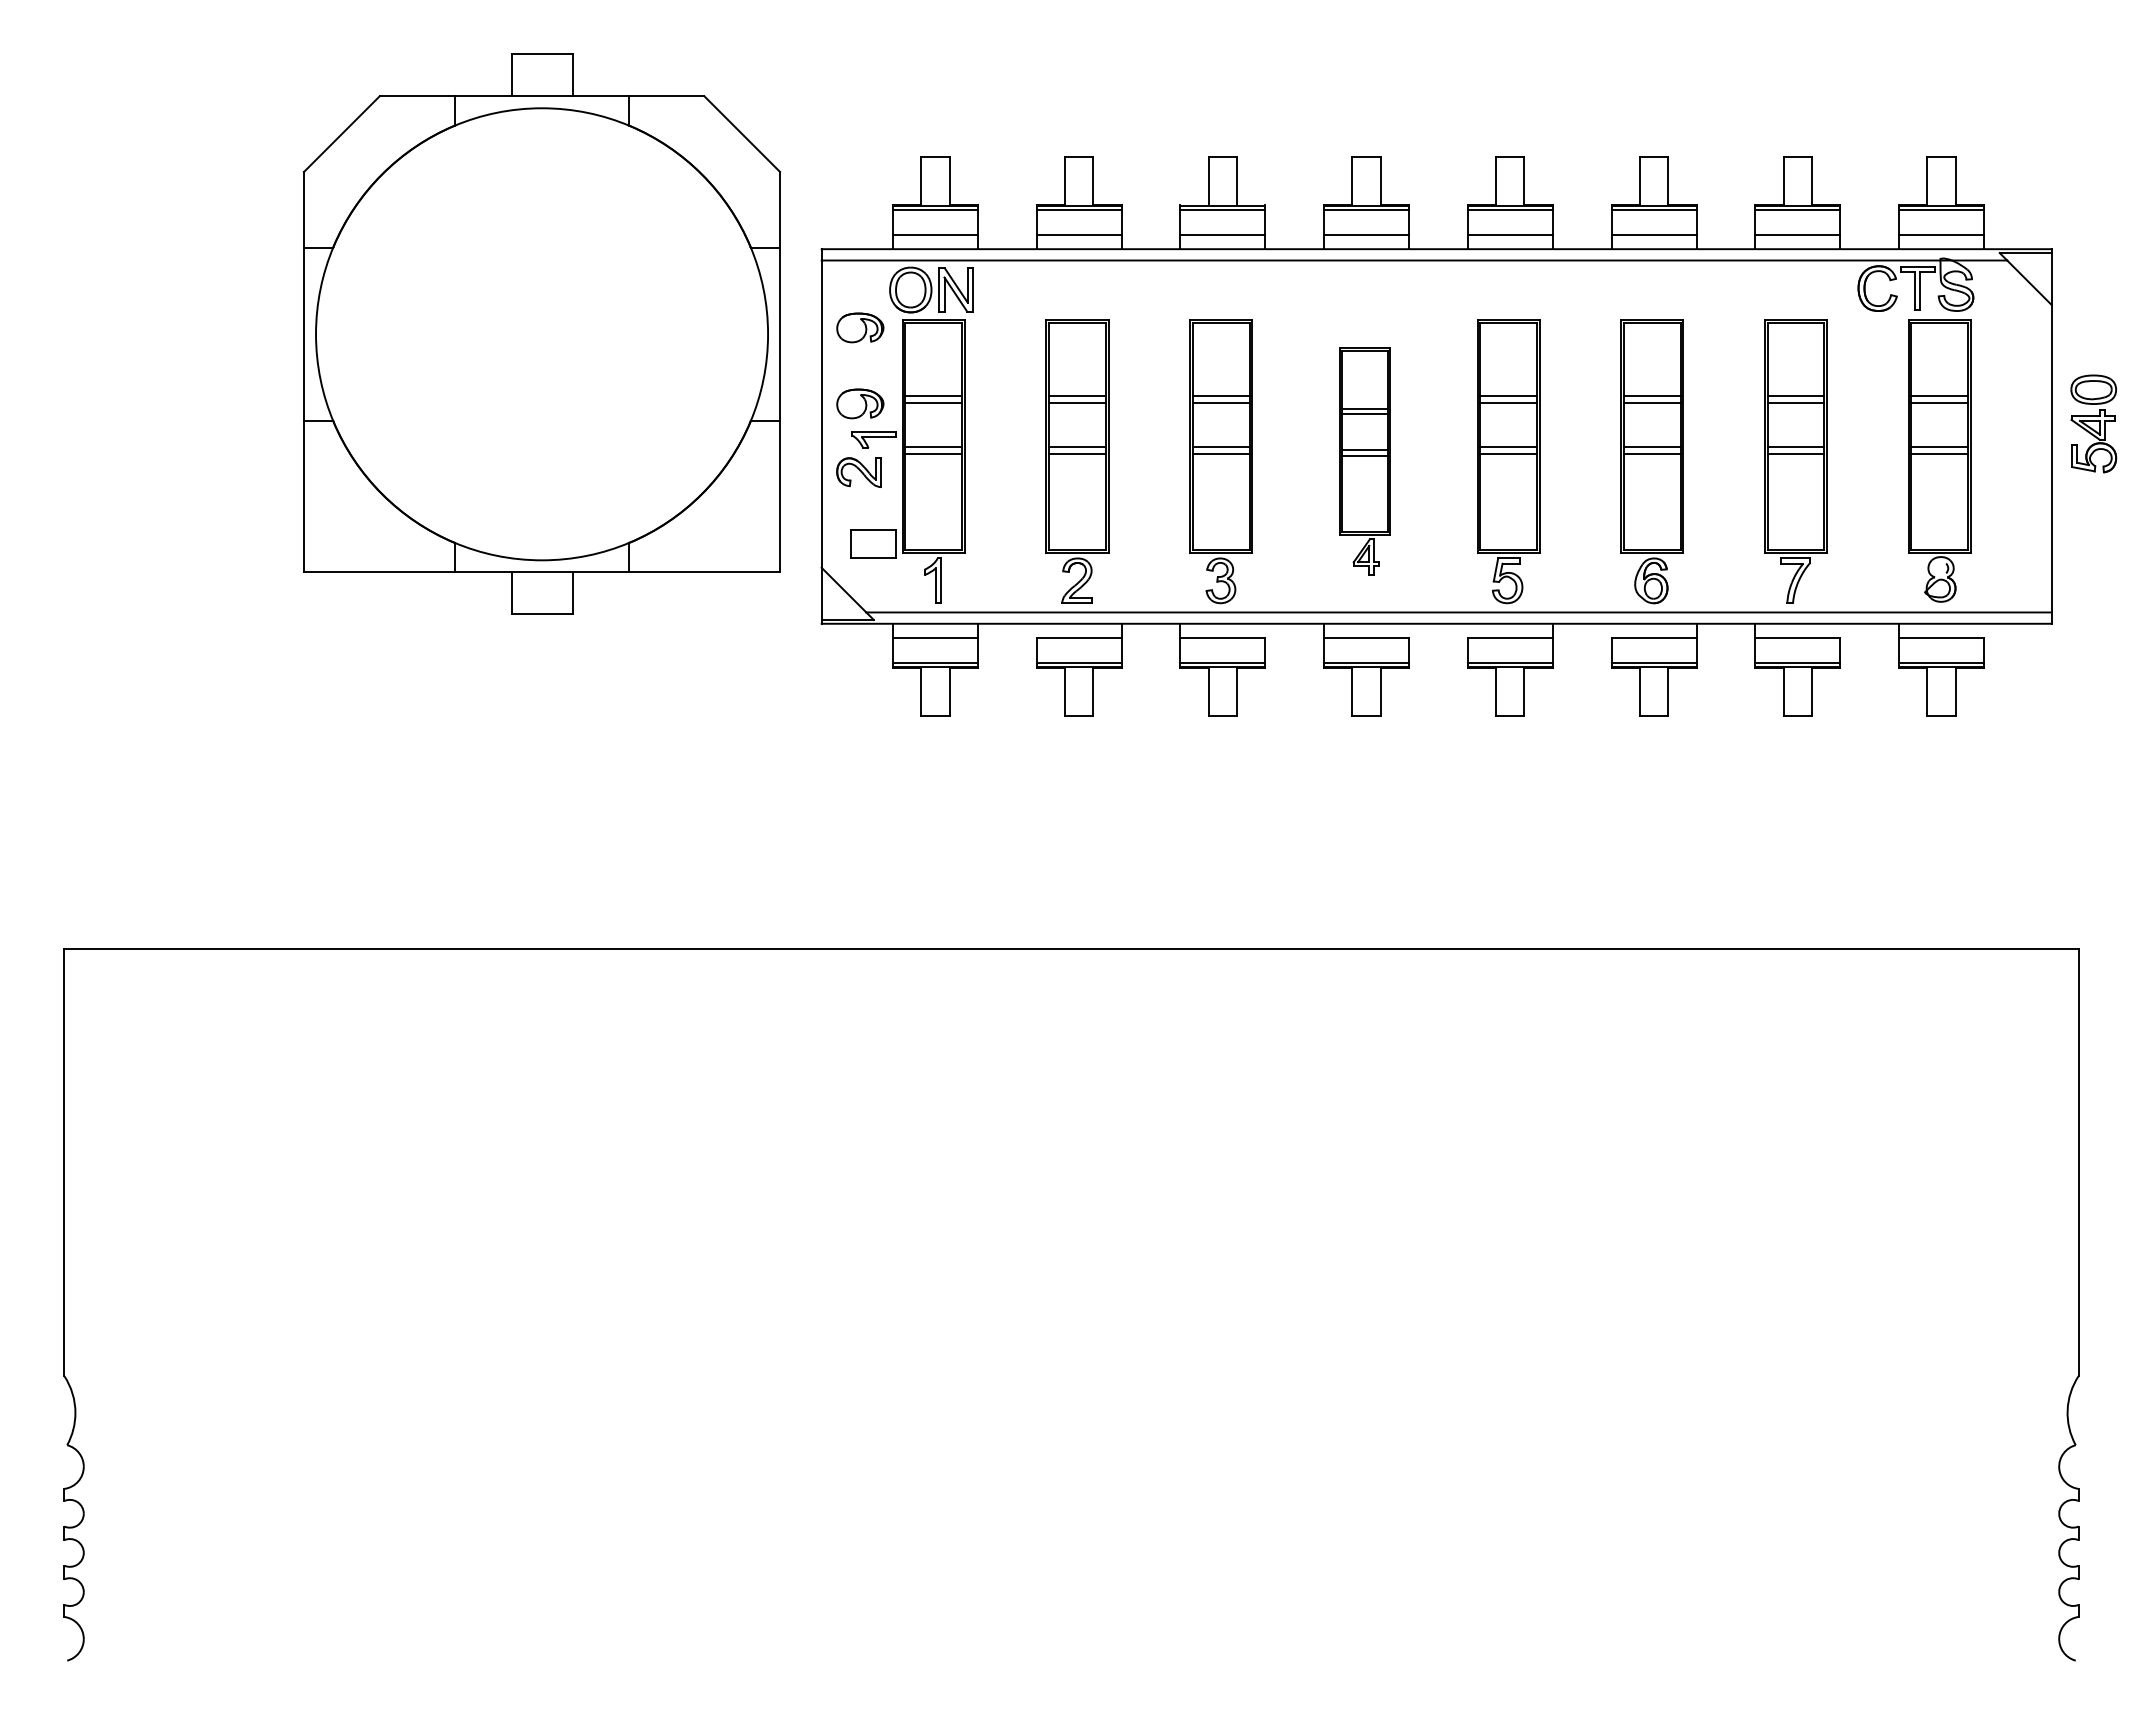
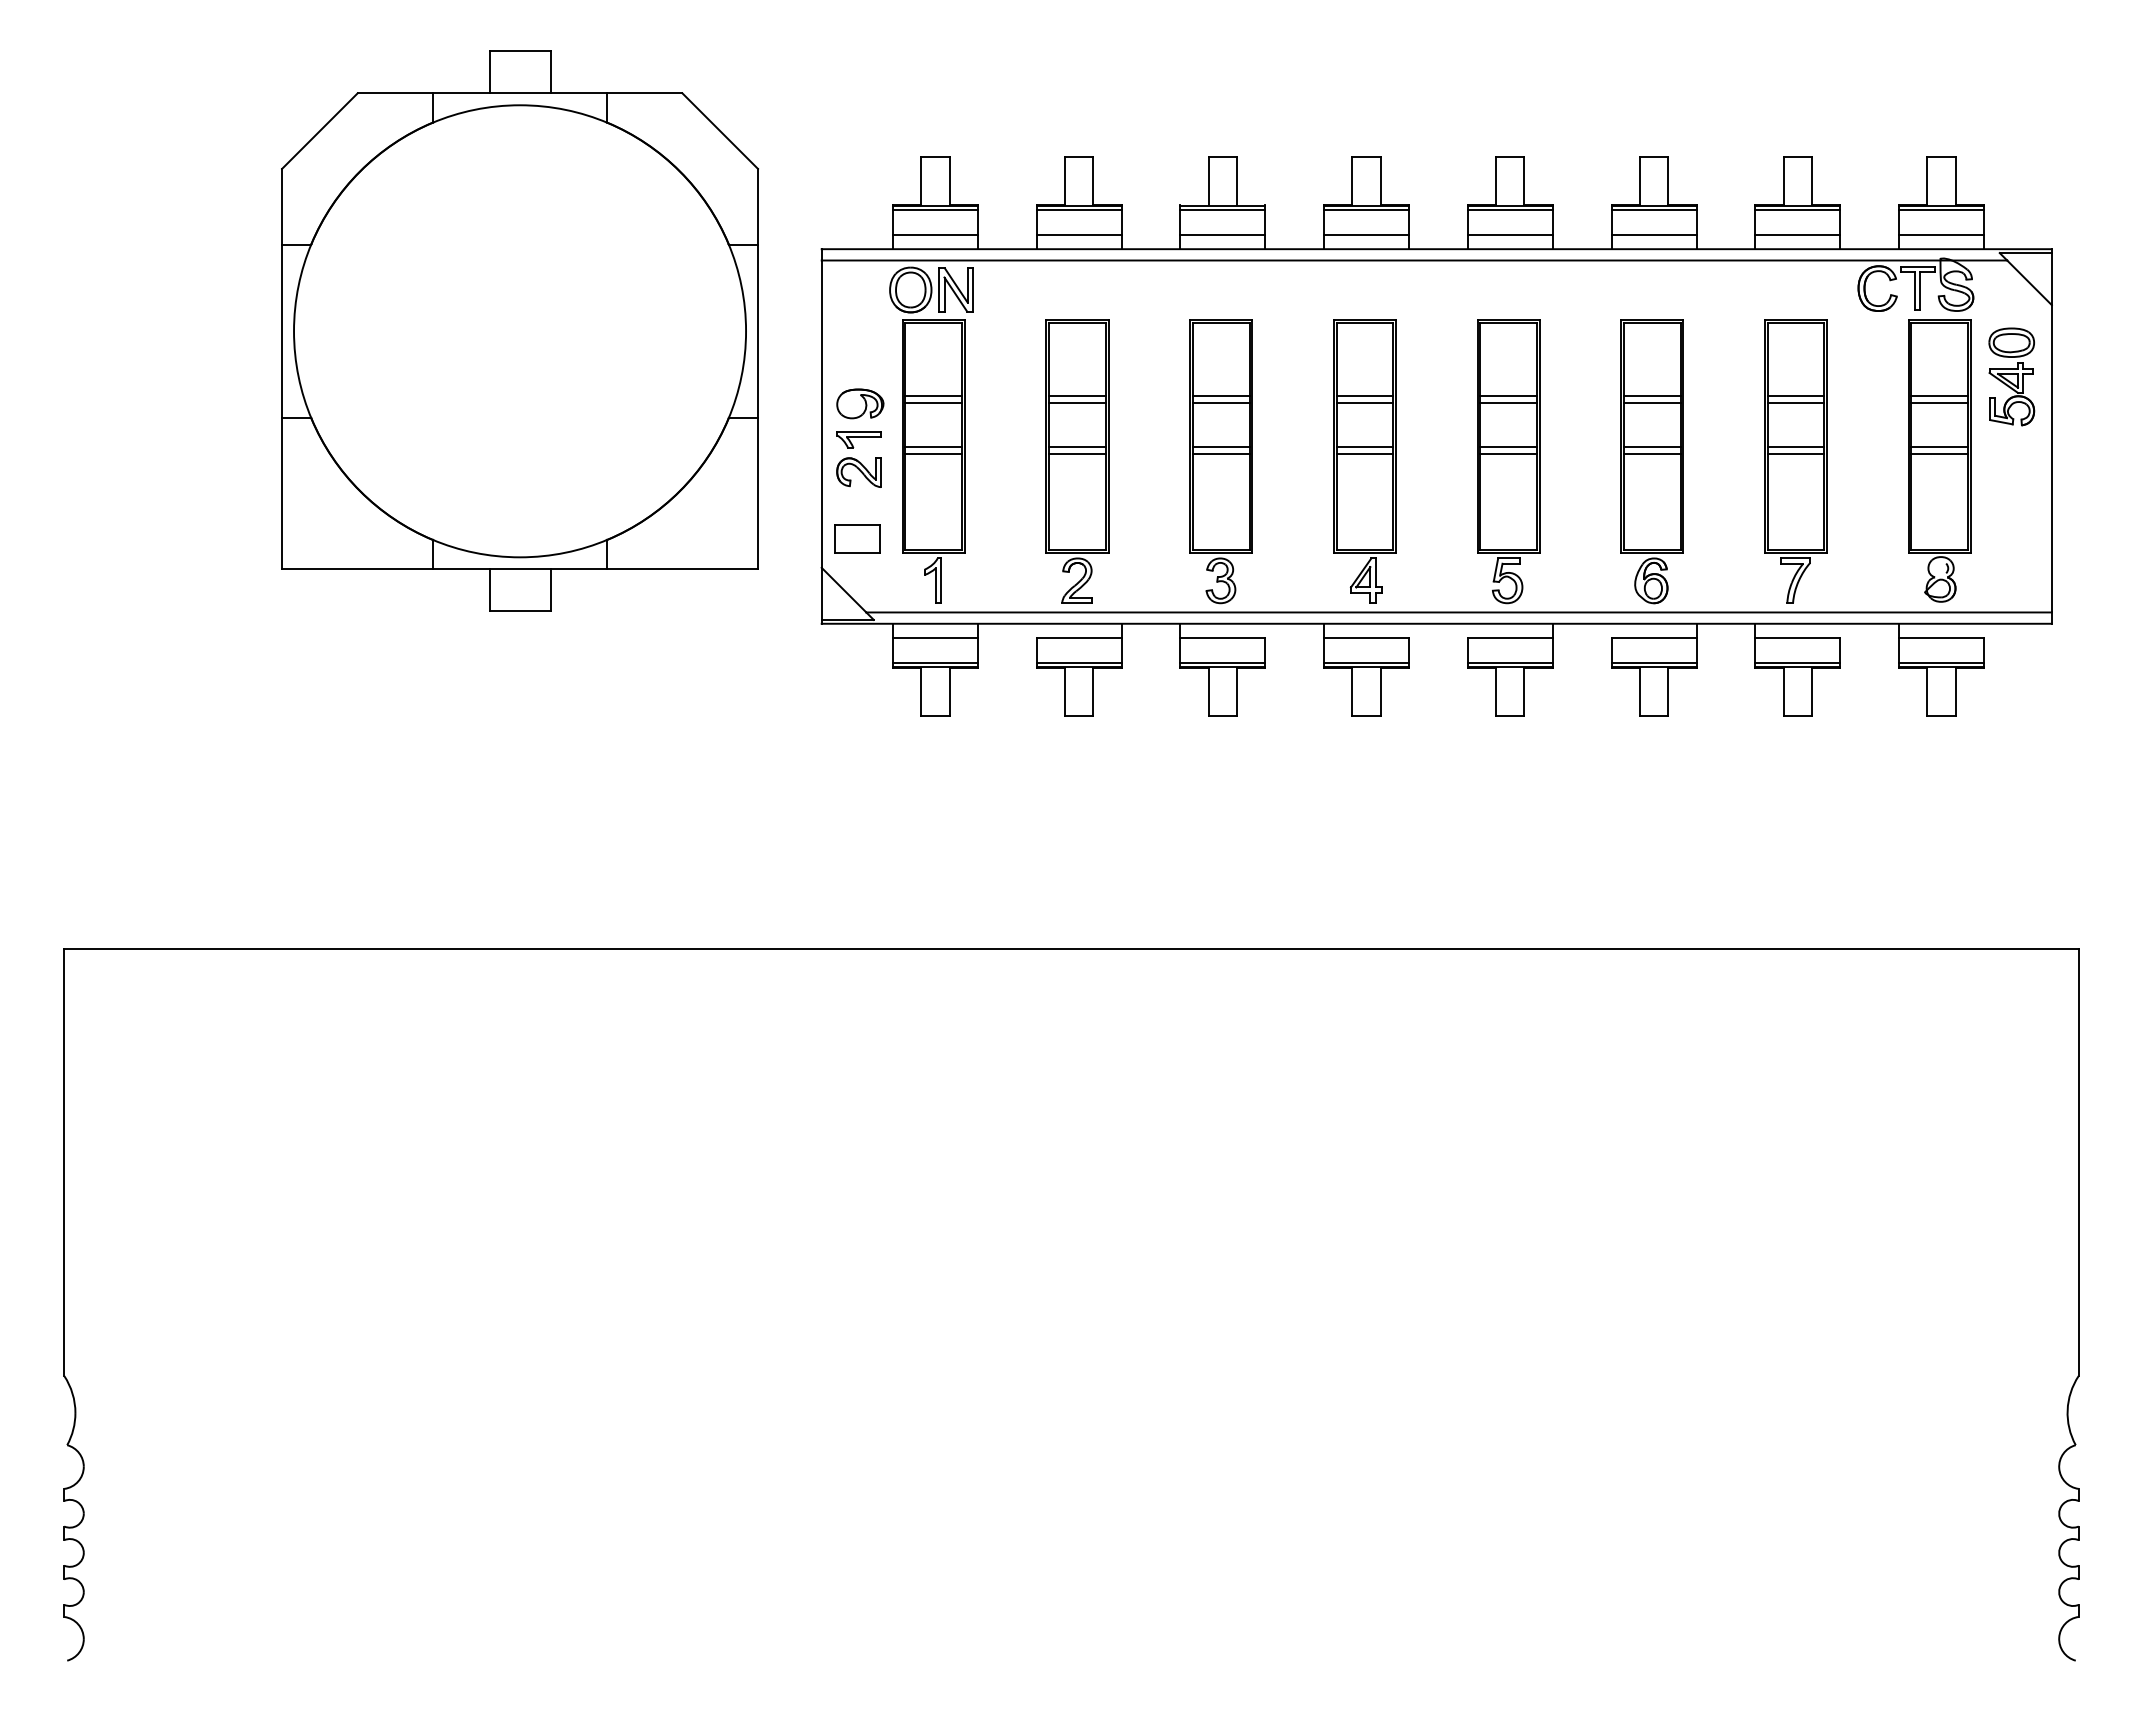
part: present -> none (860, 327)
part position: (541, 333) -> (519, 330) (519, 330)
part position: (2093, 423) -> (2011, 376) (2011, 376)
part position: (873, 439) -> (858, 439) (858, 439)
part size: 52x229 px -> 64x285 px (1364, 461)
part position: (873, 543) -> (857, 538) (857, 538)
